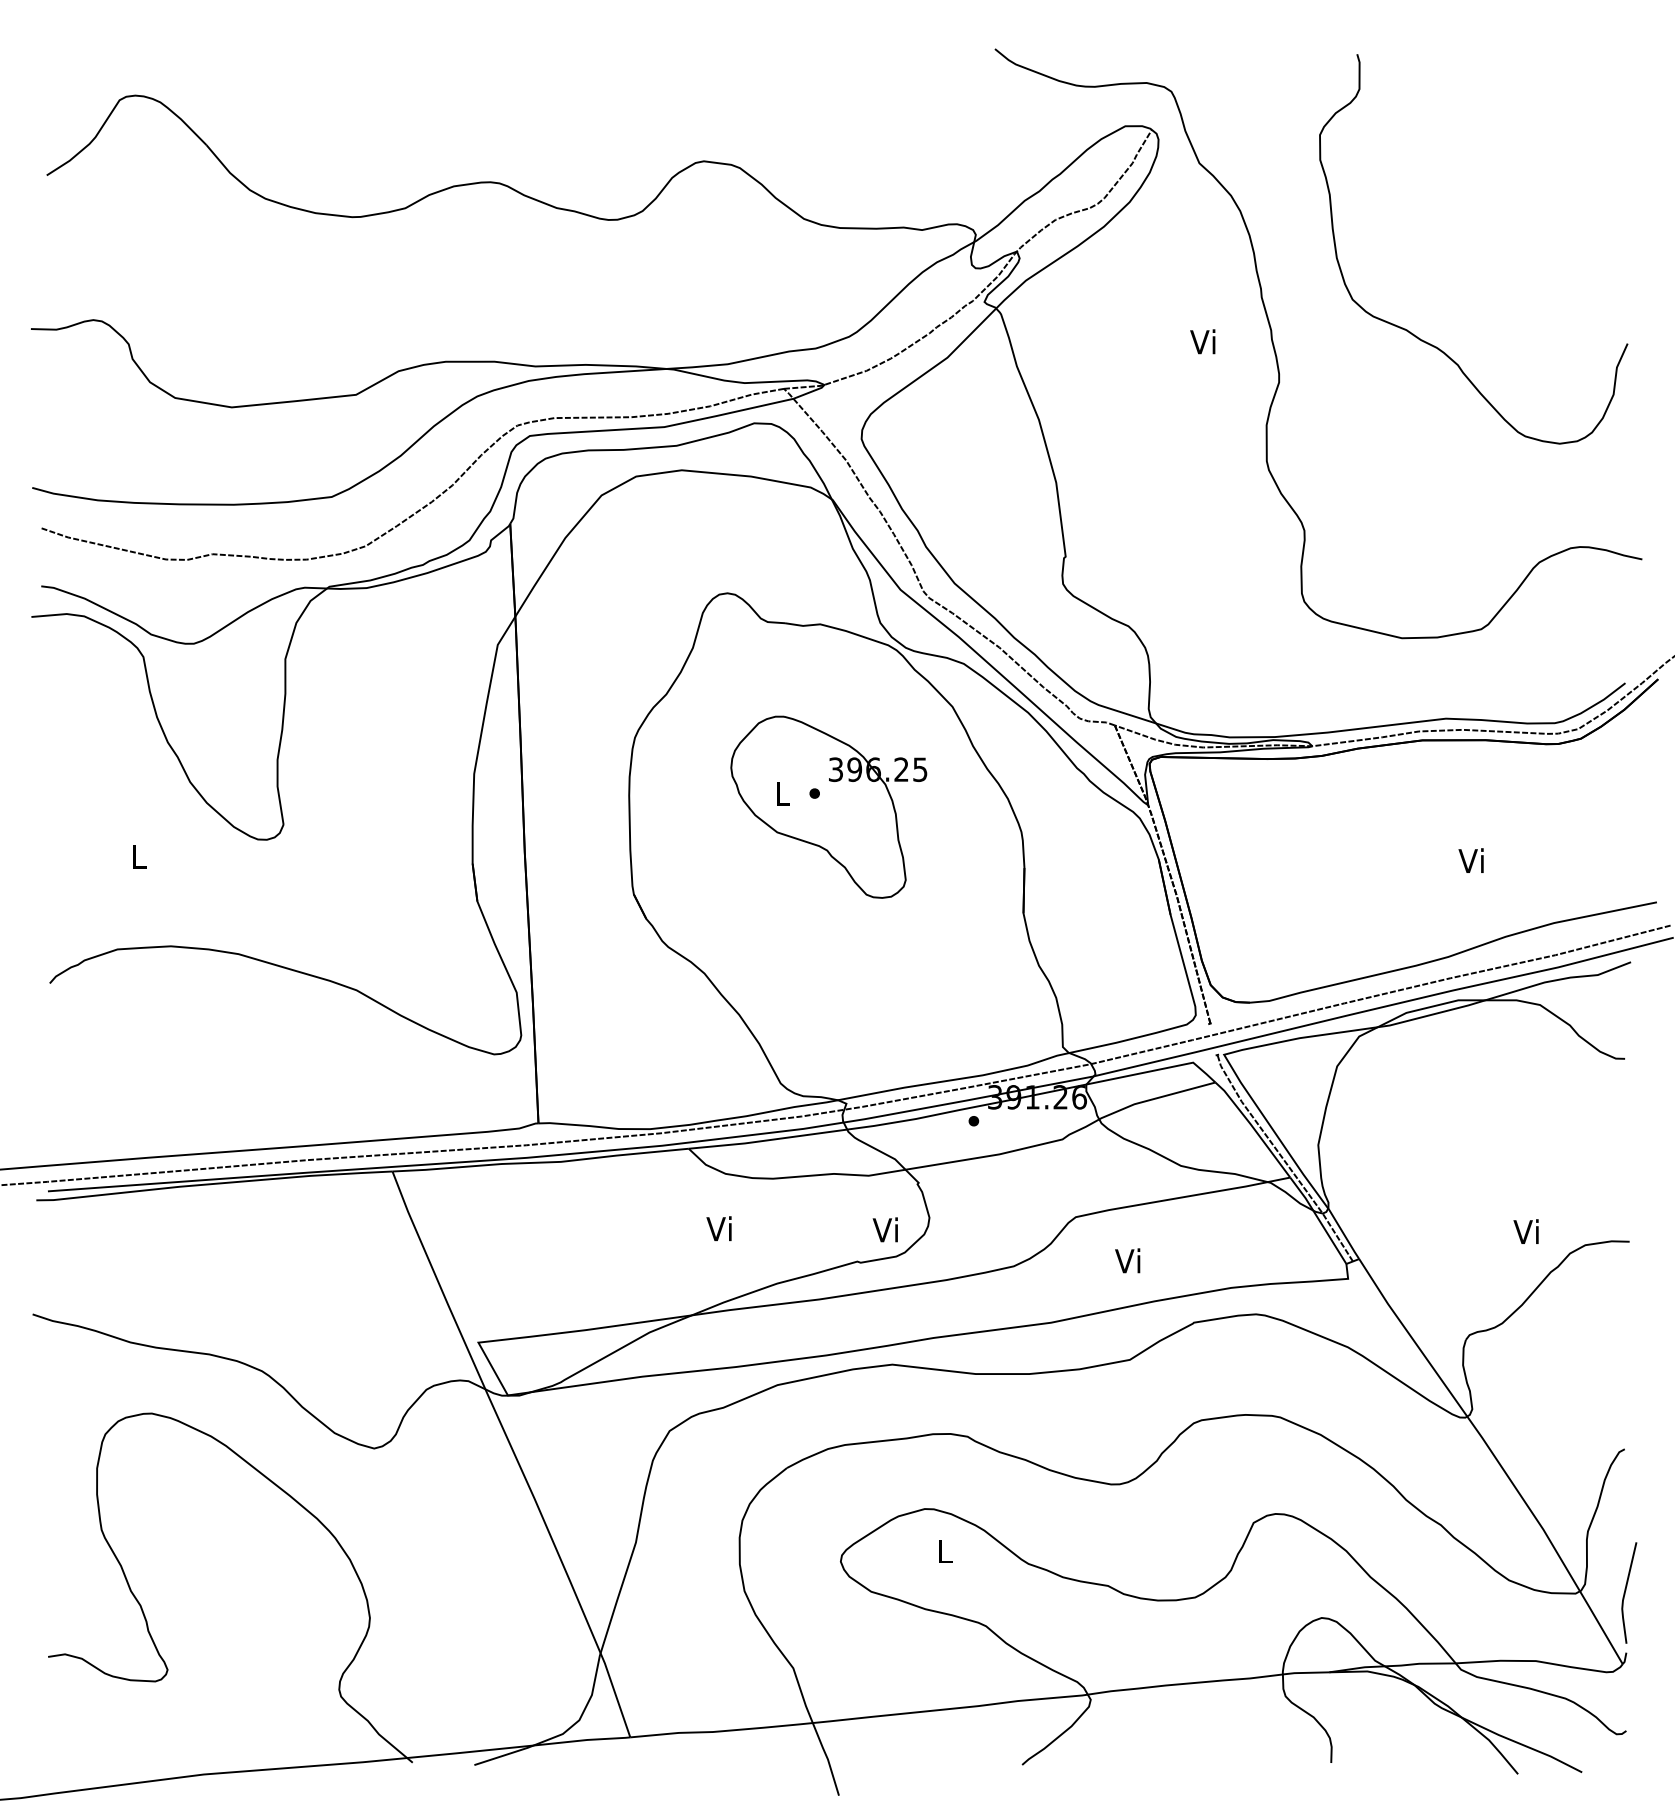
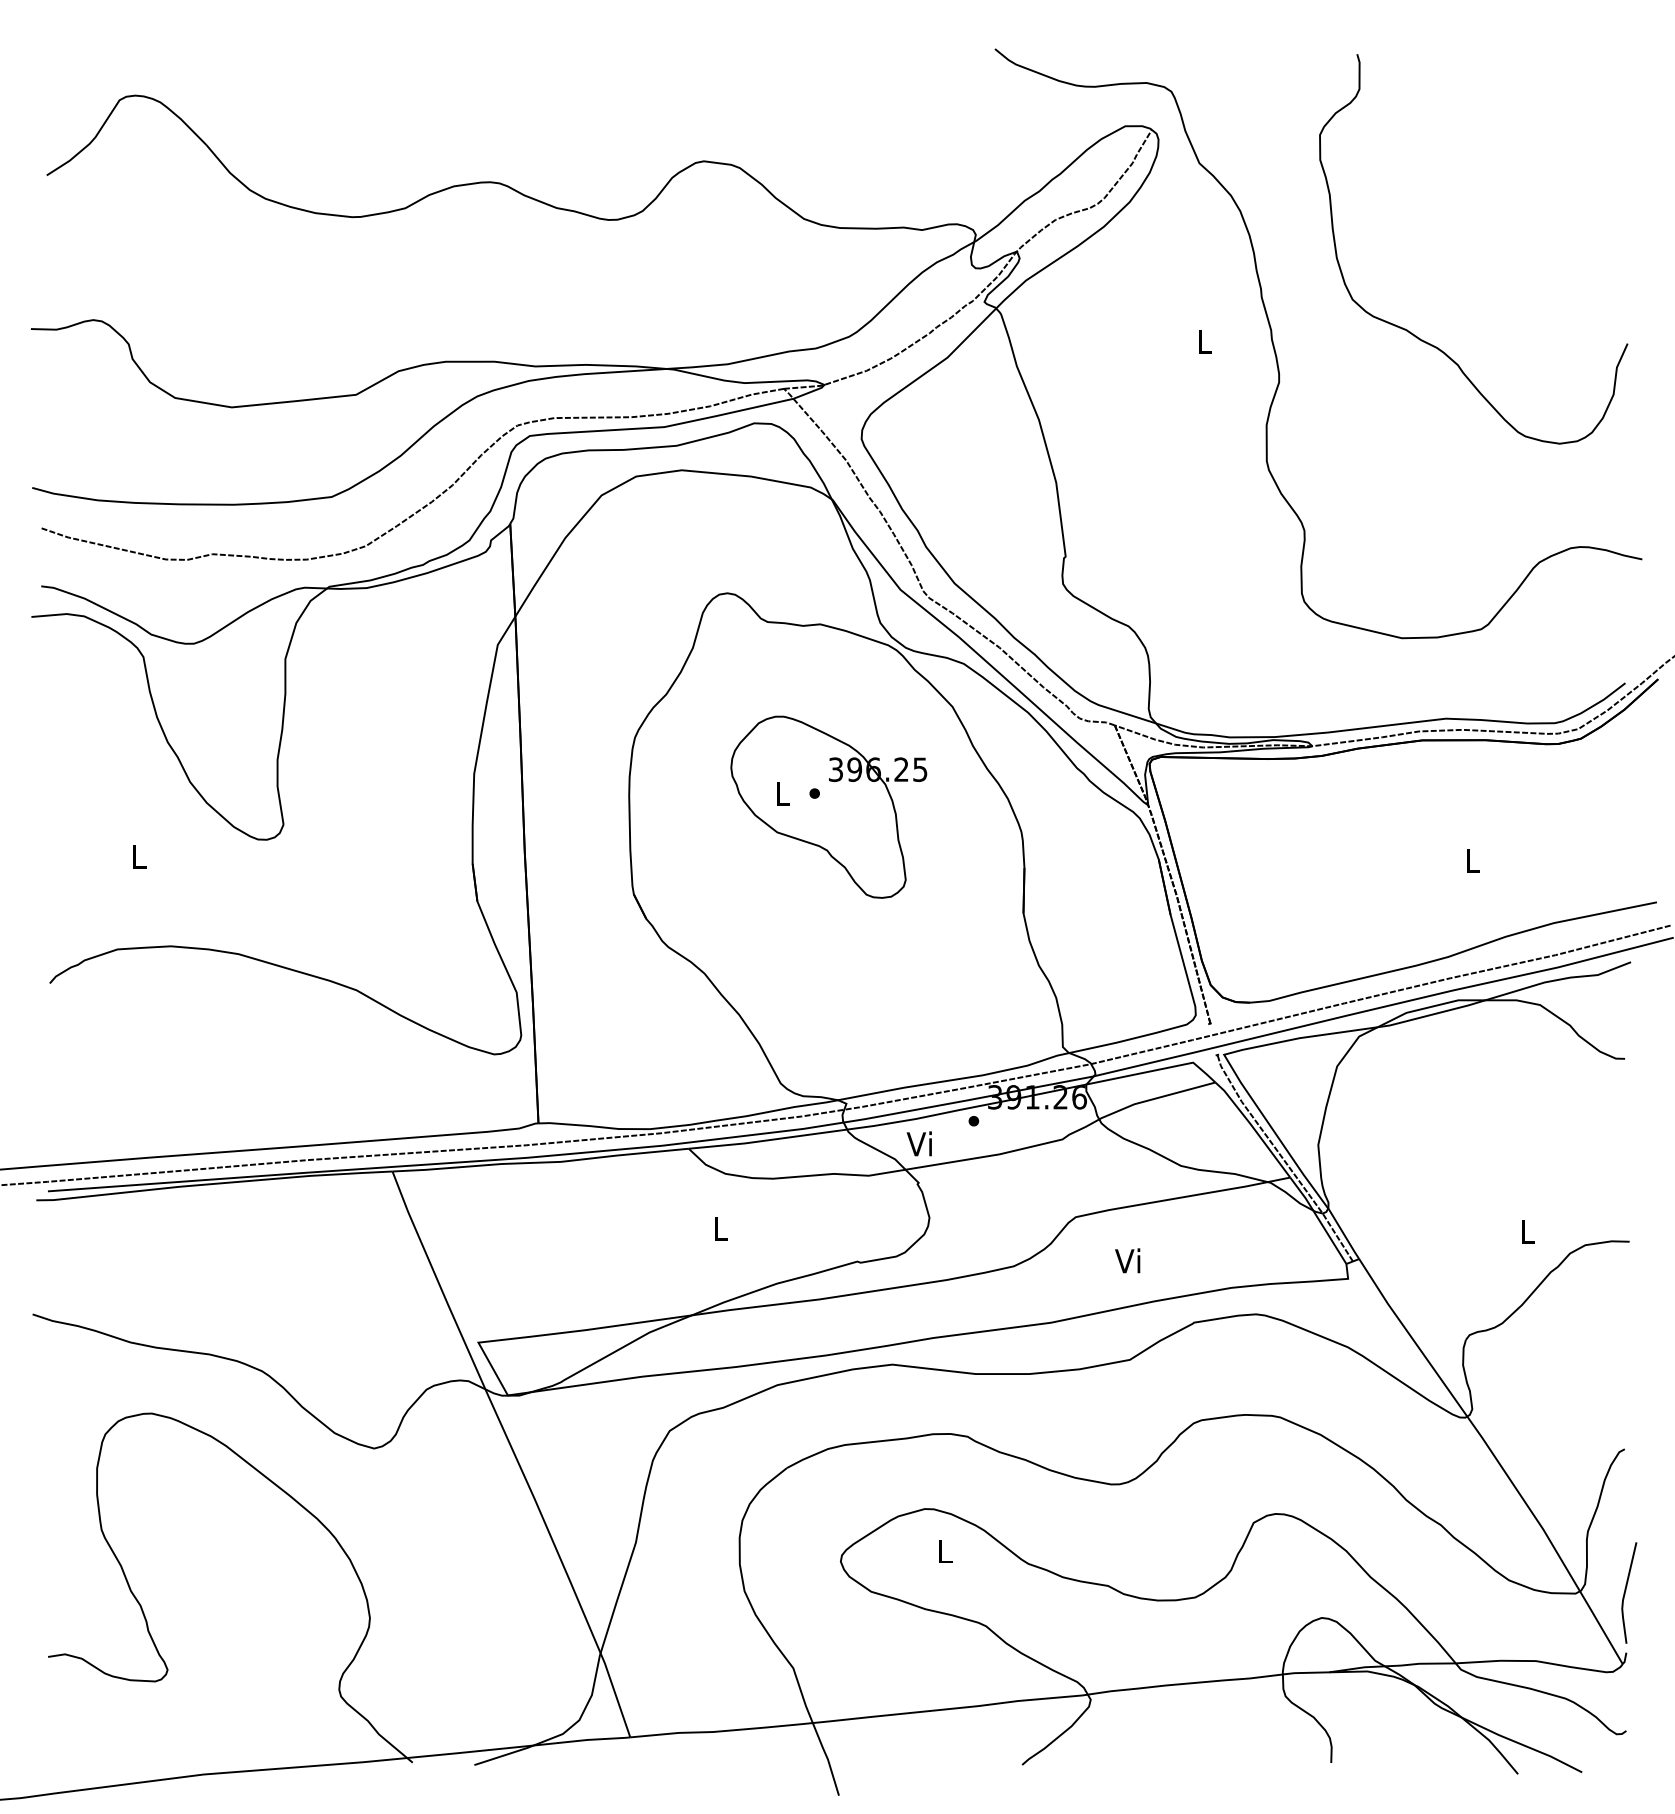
text: Vi -> L (1202, 341)
text: Vi -> L (1470, 860)
text: Vi -> L (718, 1228)
text position: (884, 1229) -> (918, 1143) (918, 1143)
text: Vi -> L (1525, 1231)
